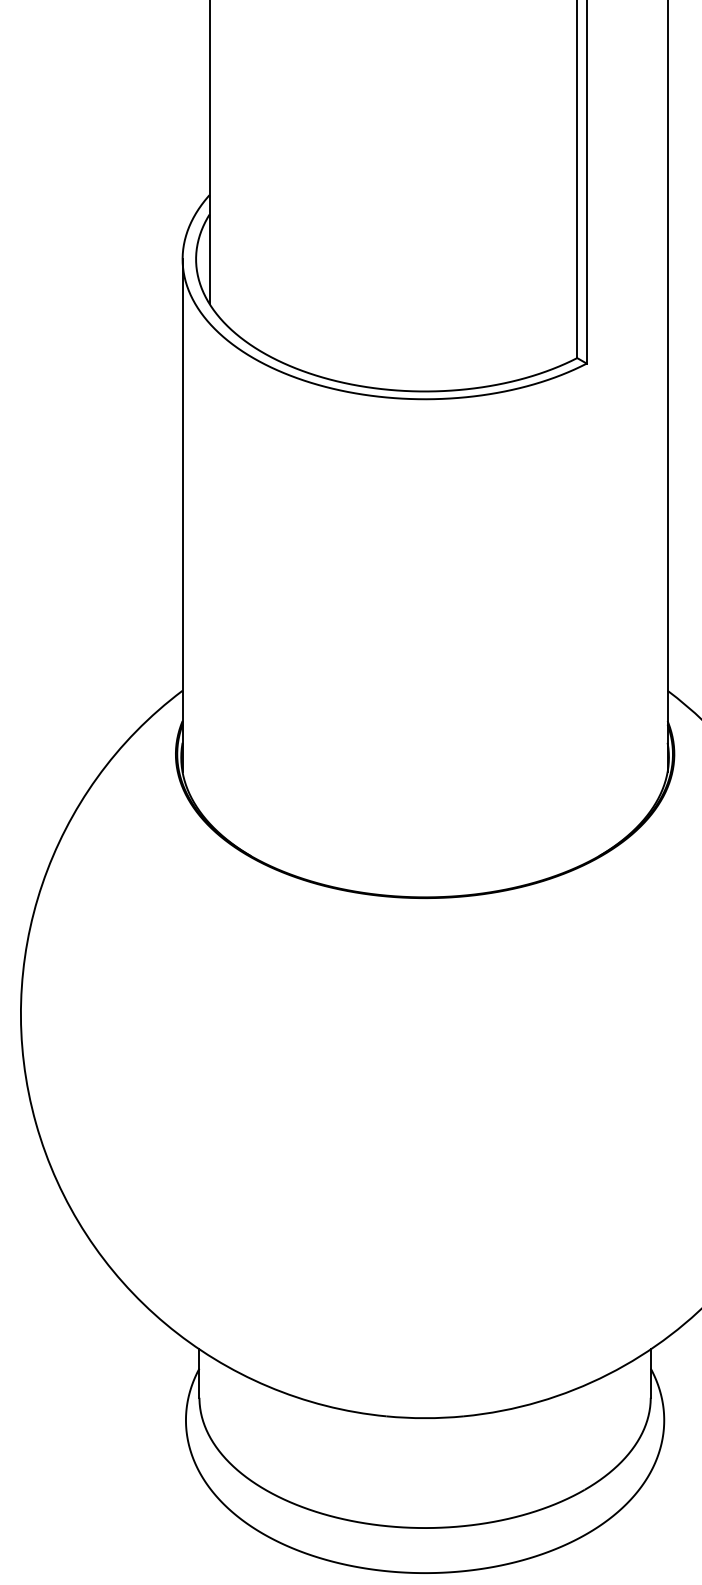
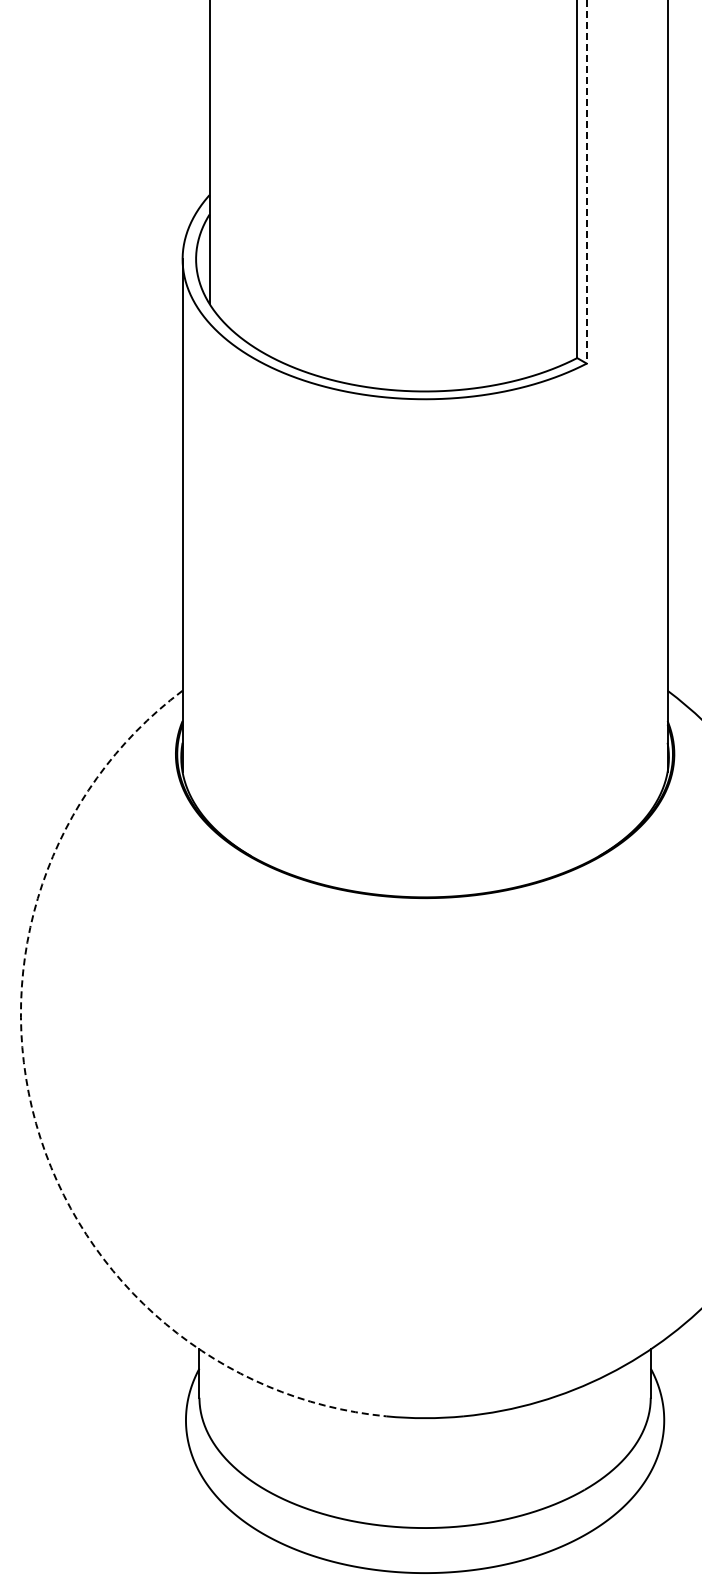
line: solid -> dashed (586, 182)
arc: solid -> dashed (36, 1123)
